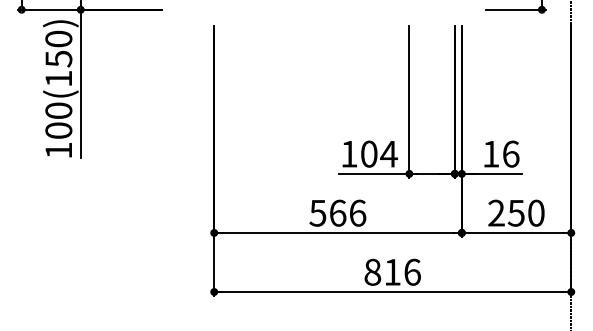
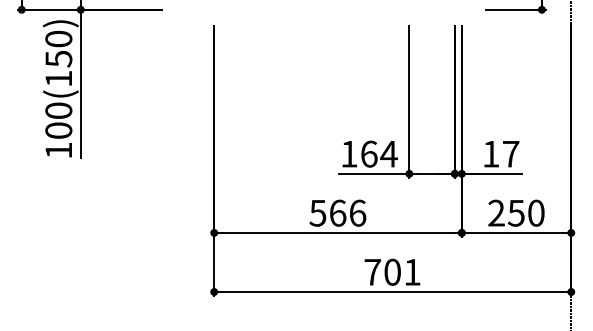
text: 104 -> 164 (369, 153)
text: 16 -> 17 (511, 153)
text: 816 -> 701 (392, 271)
